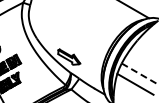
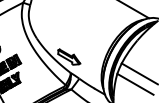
line: dashed -> solid (139, 73)
